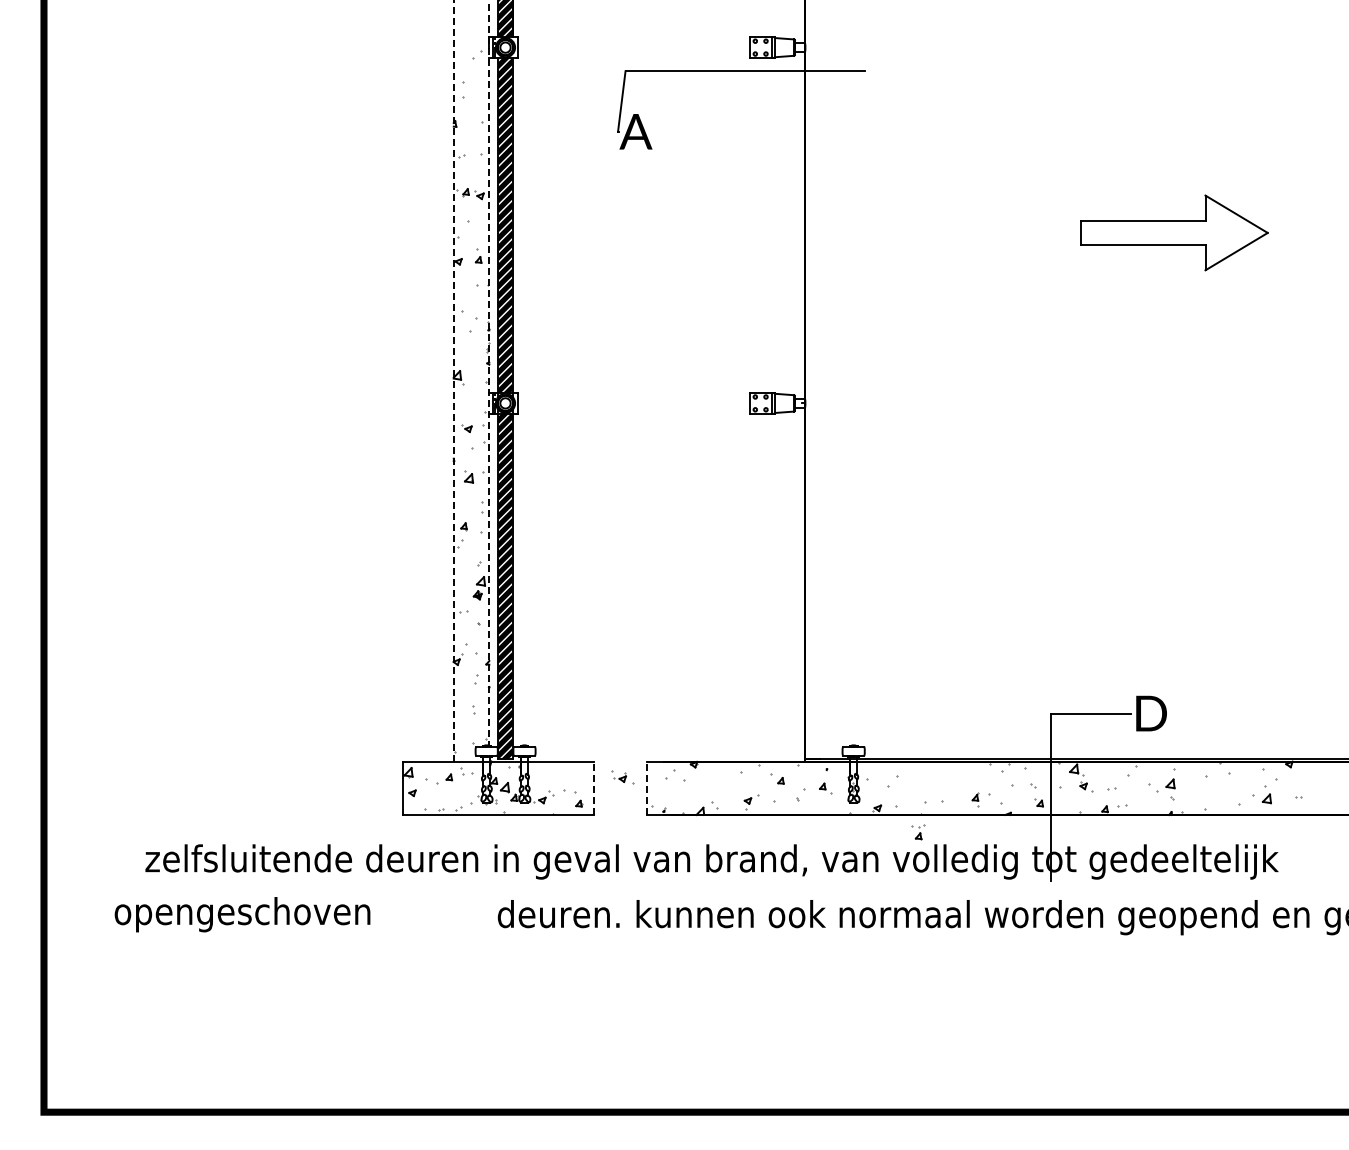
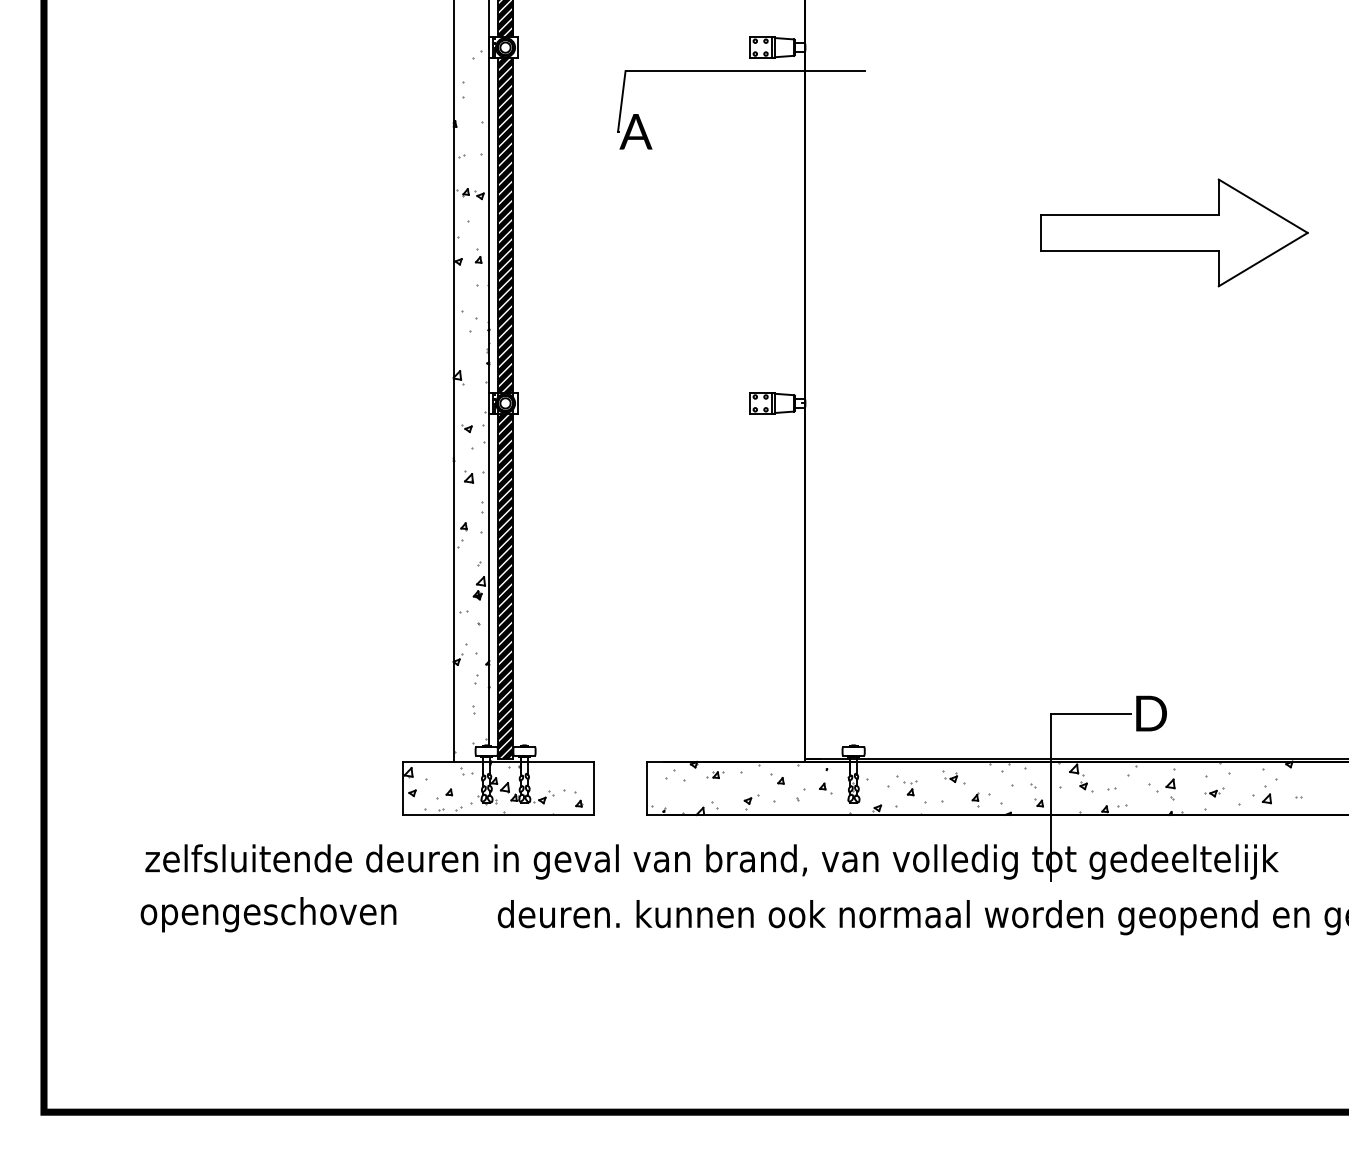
part size: 189x78 px -> 269x110 px (1174, 232)
line: dashed -> solid (489, 374)
line: dashed -> solid (453, 380)
part: none -> present (715, 774)
part position: (622, 777) -> (953, 777) (953, 777)
part position: (444, 778) -> (444, 793) (444, 793)
line: dashed -> solid (594, 788)
line: dashed -> solid (647, 788)
part: none -> present (1214, 792)
part position: (918, 832) -> (910, 788) (910, 788)
text position: (242, 914) -> (268, 914) (268, 914)
